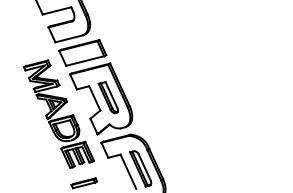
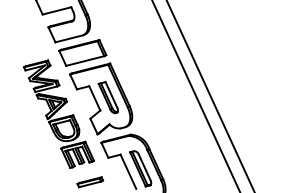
line: none -> present (196, 95)
line: none -> present (210, 95)
part position: (84, 183) -> (90, 182) (90, 182)
